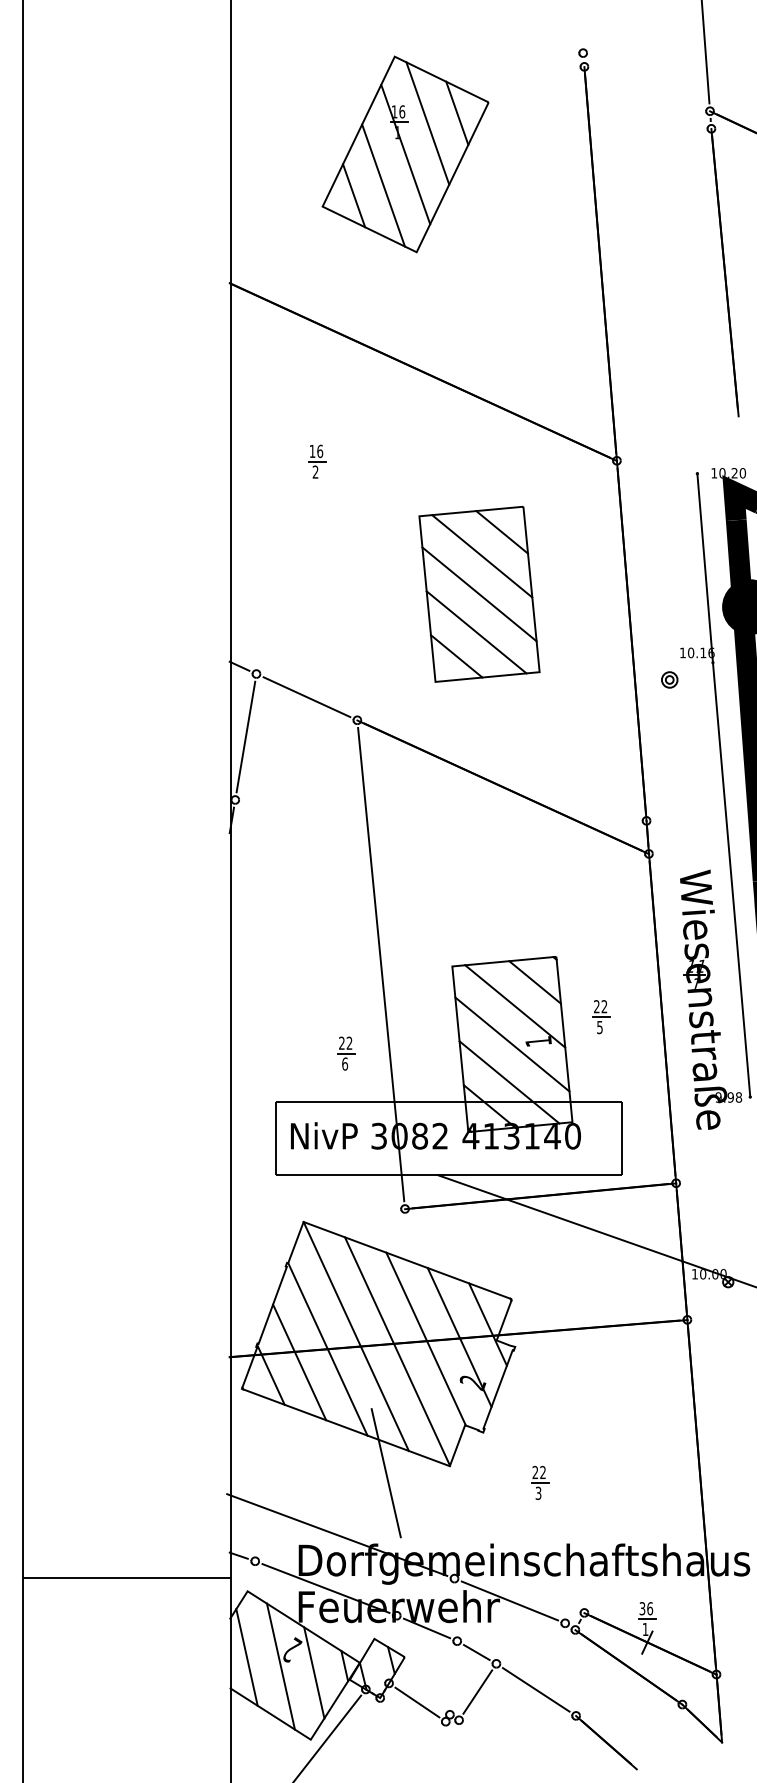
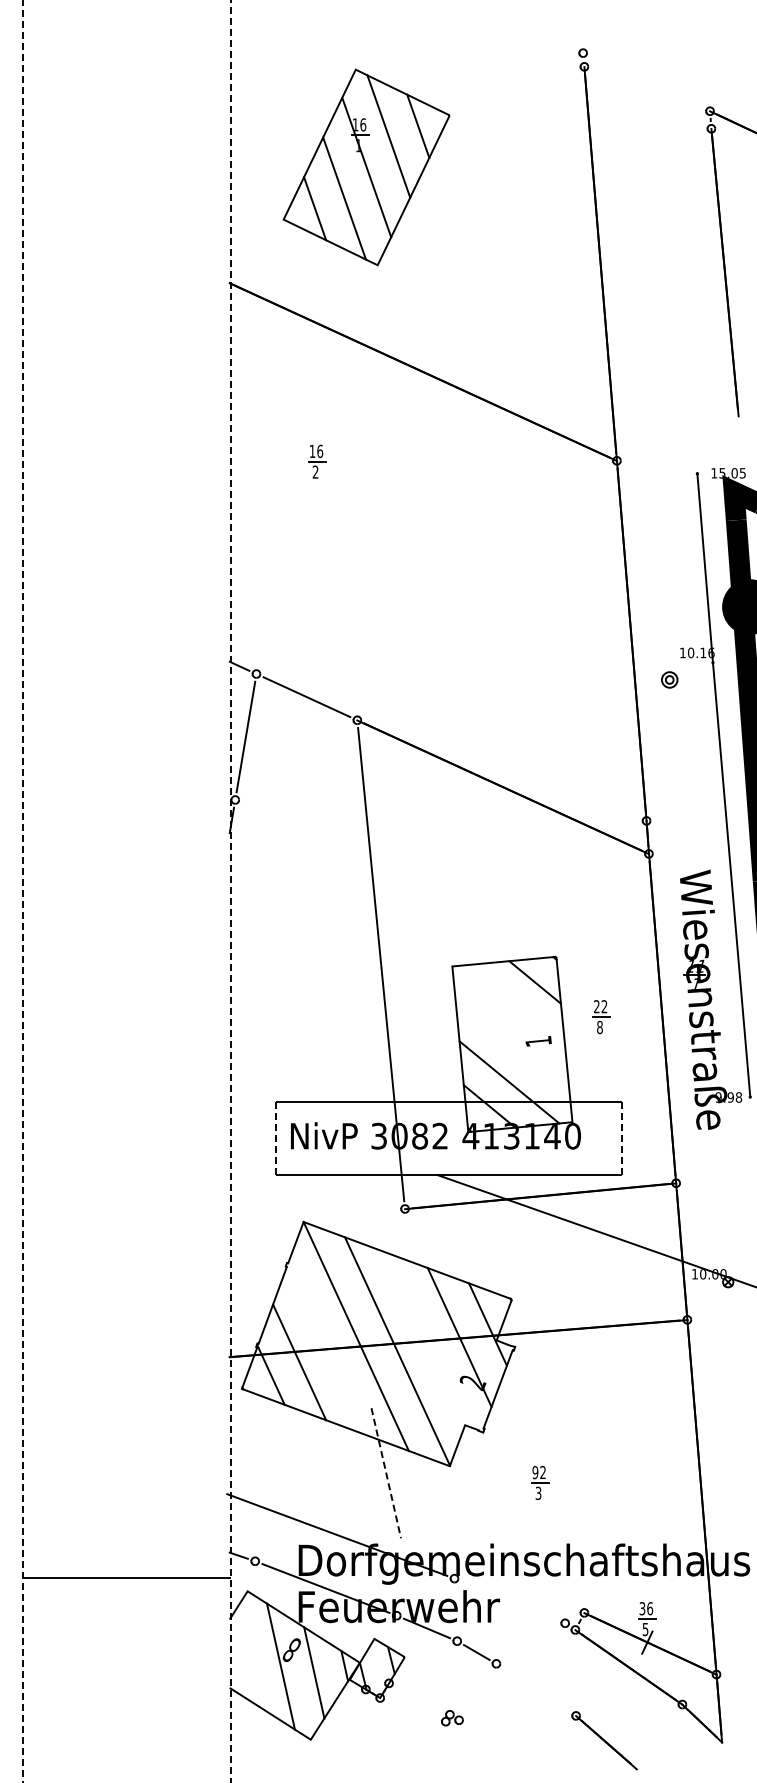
line: present -> none (705, 52)
part position: (405, 154) -> (366, 167) (366, 167)
text: 10.20 -> 15.05 (732, 473)
part: present -> none (479, 593)
line: solid -> dashed (22, 892)
line: solid -> dashed (230, 892)
line: present -> none (515, 1006)
text: 5 -> 8 (599, 1027)
line: present -> none (512, 1044)
part: present -> none (346, 1053)
line: solid -> dashed (275, 1138)
line: solid -> dashed (622, 1138)
line: present -> none (425, 1338)
line: present -> none (327, 1349)
text: 22 -> 92 (535, 1472)
line: solid -> dashed (386, 1473)
line: present -> none (509, 1600)
text: 1 -> 5 (645, 1629)
text: 2 -> 8 (292, 1649)
line: present -> none (246, 1657)
line: present -> none (535, 1689)
line: present -> none (477, 1691)
line: present -> none (417, 1702)
line: present -> none (328, 1737)
